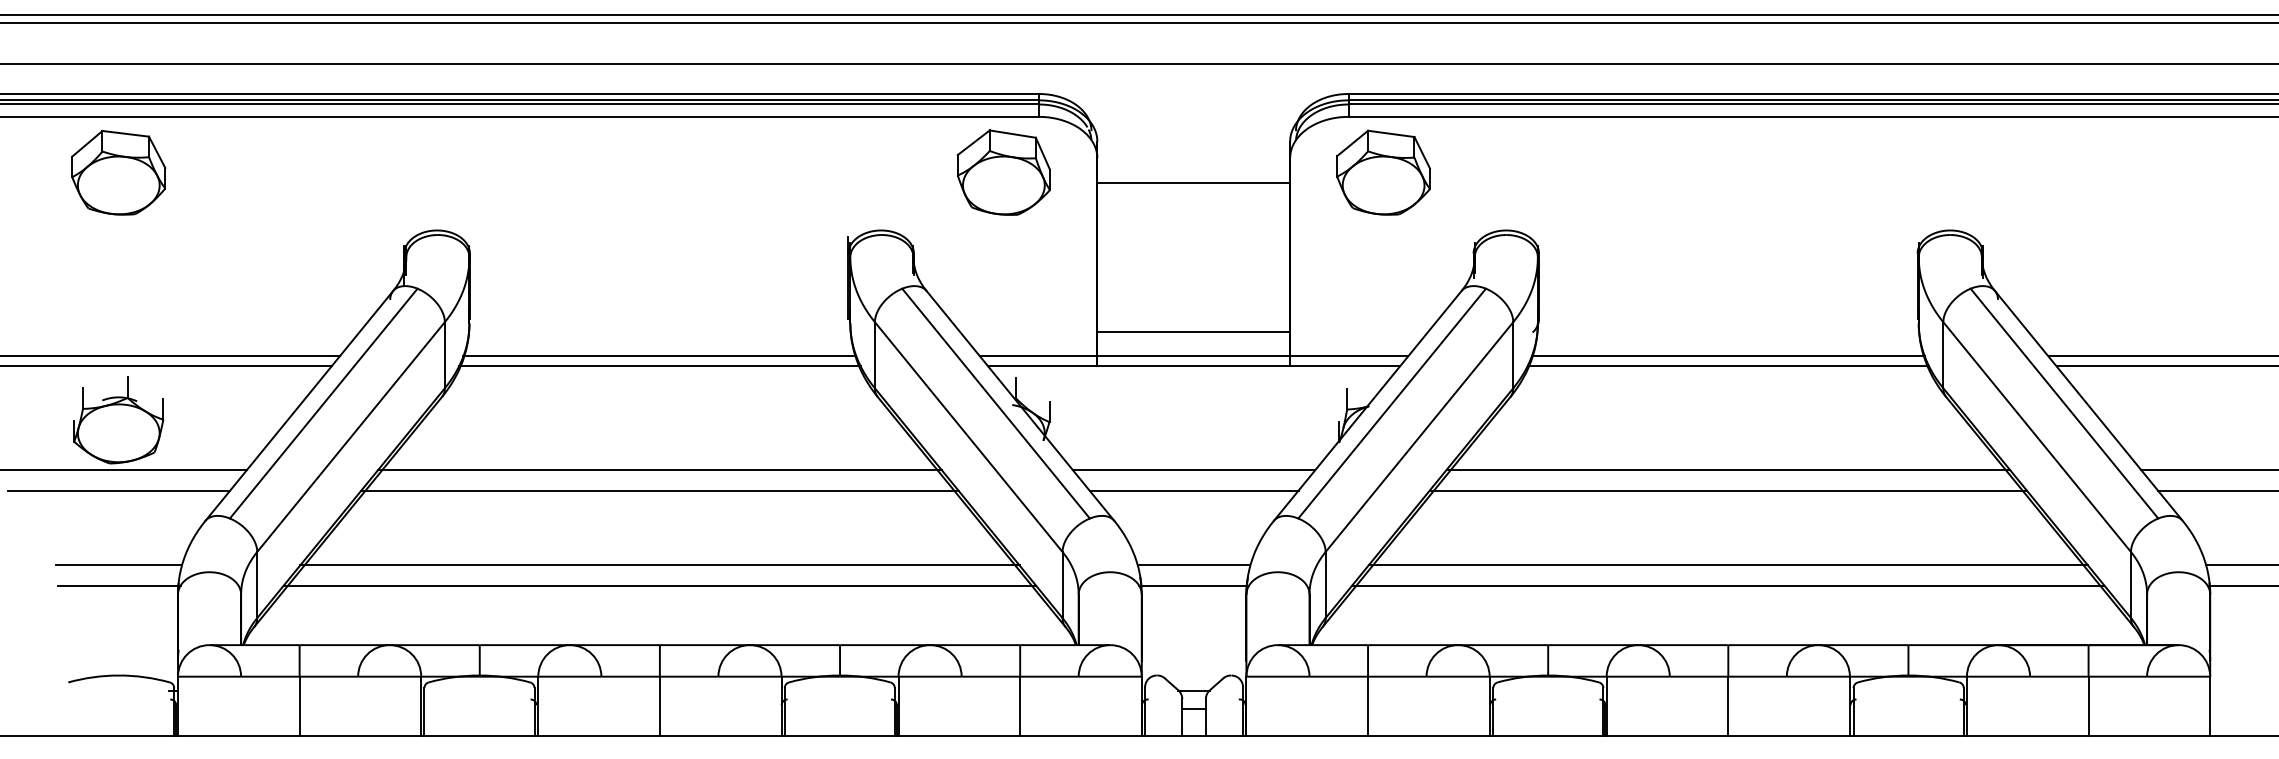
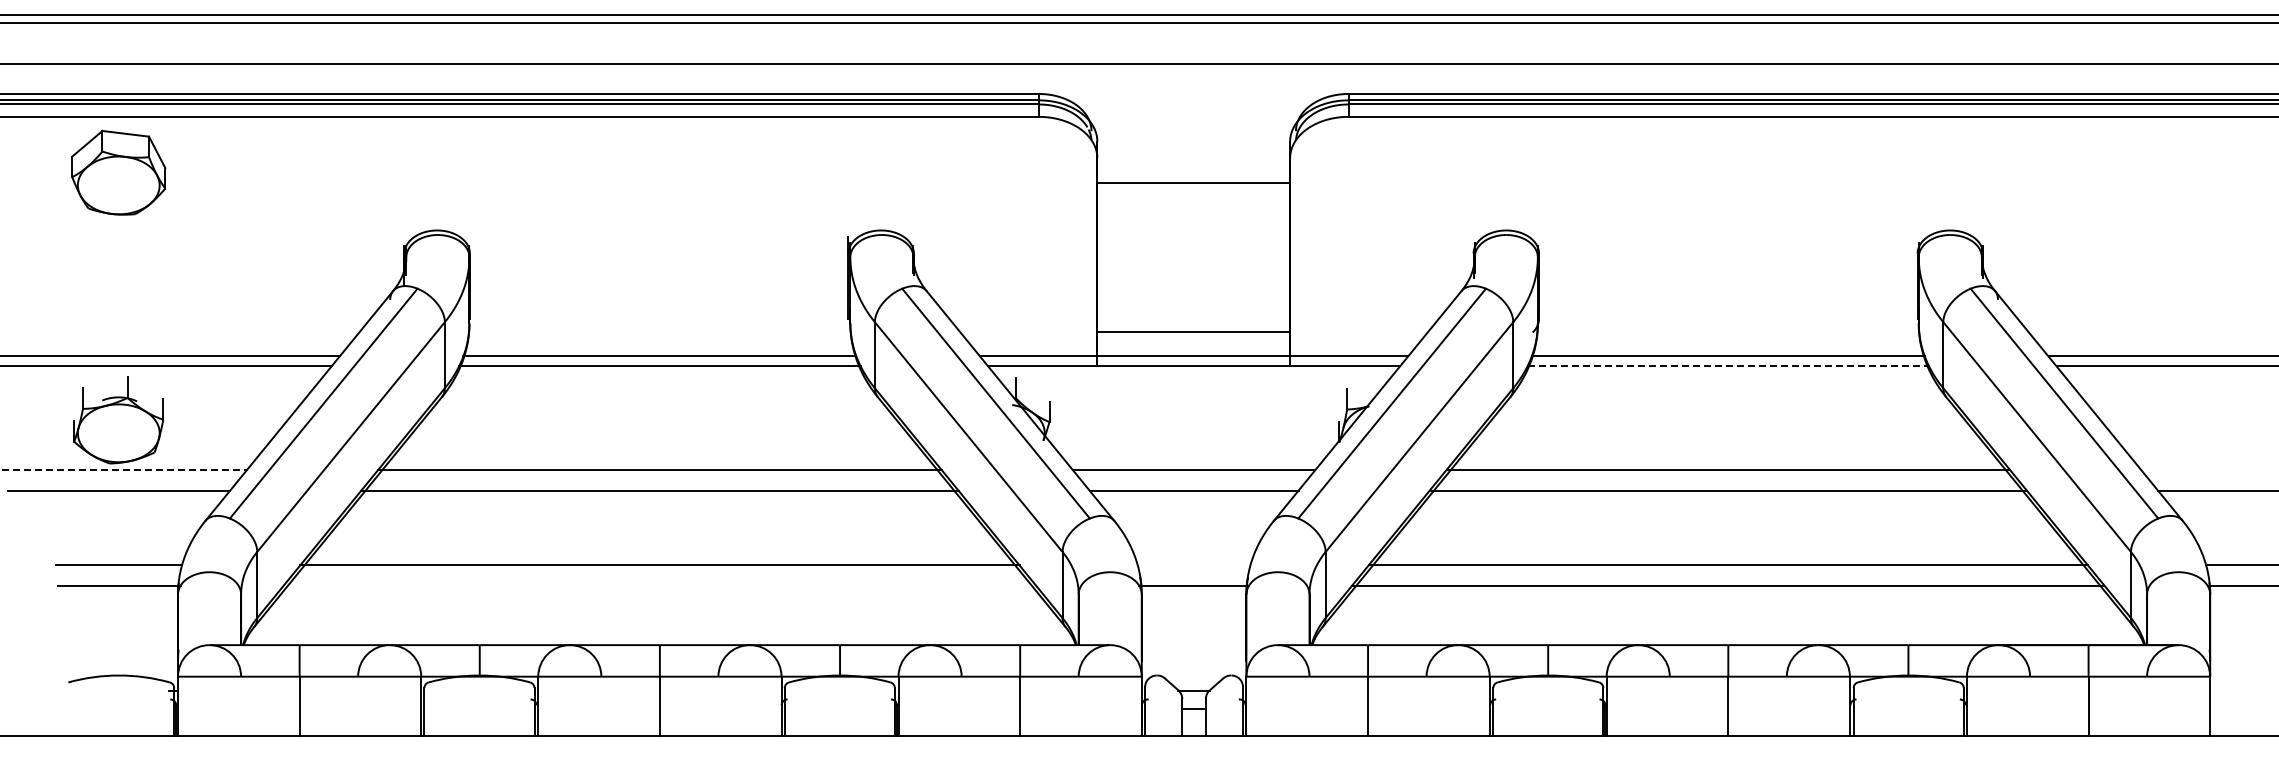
part: present -> none (1003, 172)
part: present -> none (1383, 172)
line: solid -> dashed (1728, 366)
line: solid -> dashed (124, 470)
line: present -> none (2208, 470)
line: present -> none (1193, 565)
line: present -> none (659, 585)
